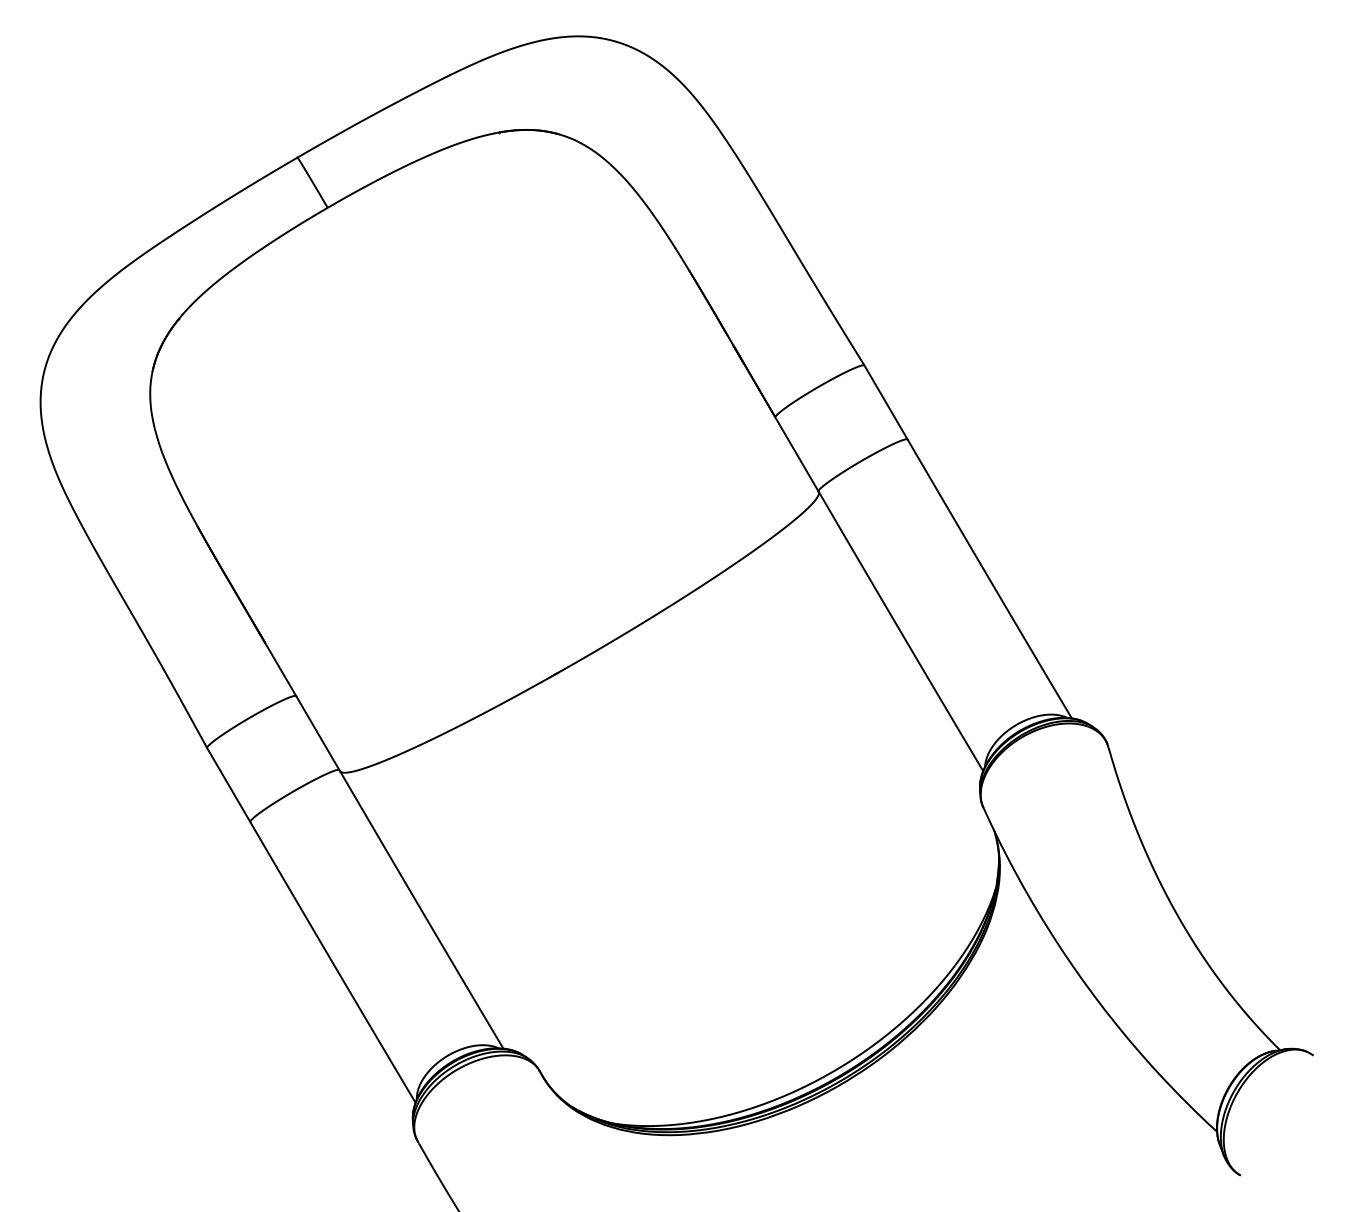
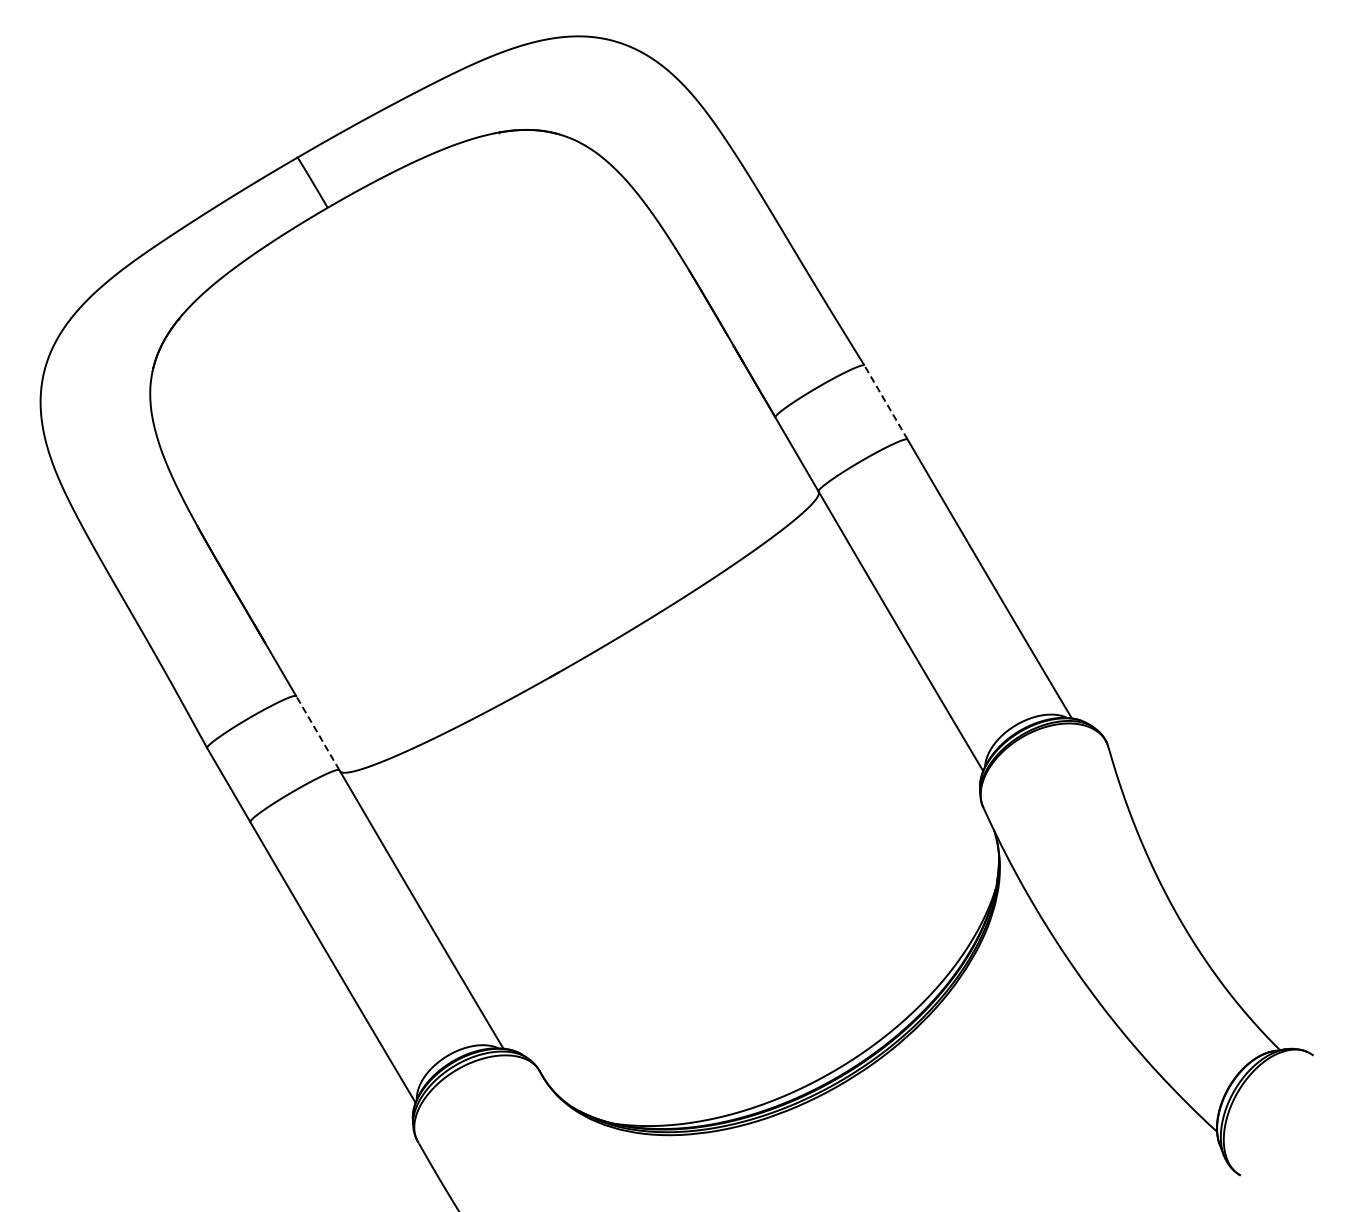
line: solid -> dashed (886, 402)
line: solid -> dashed (317, 733)
